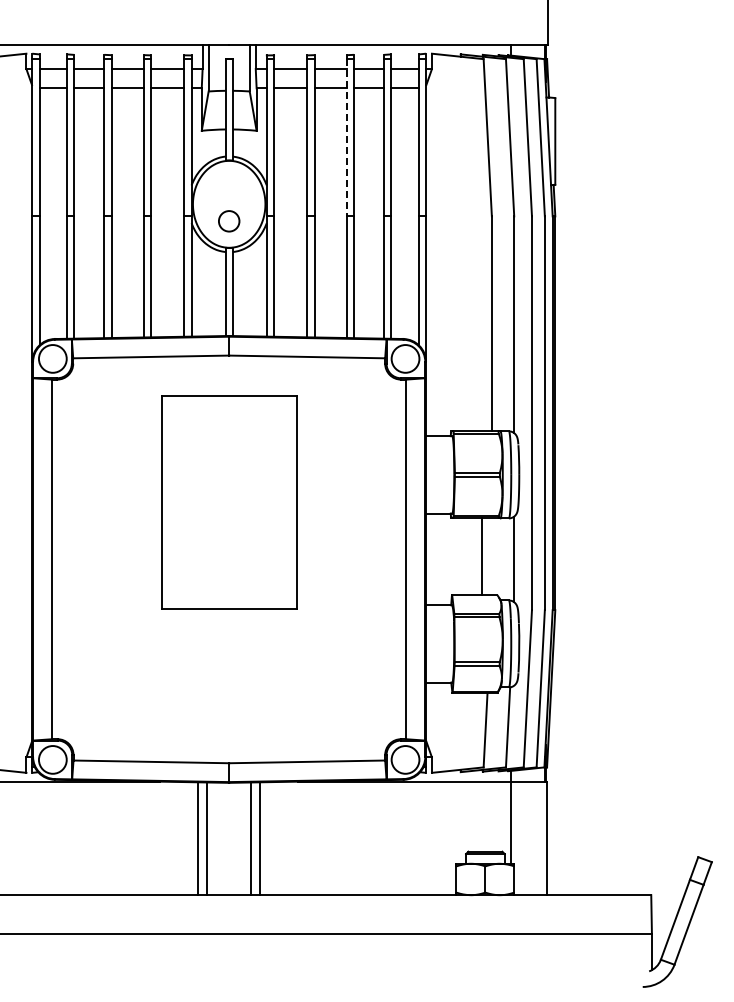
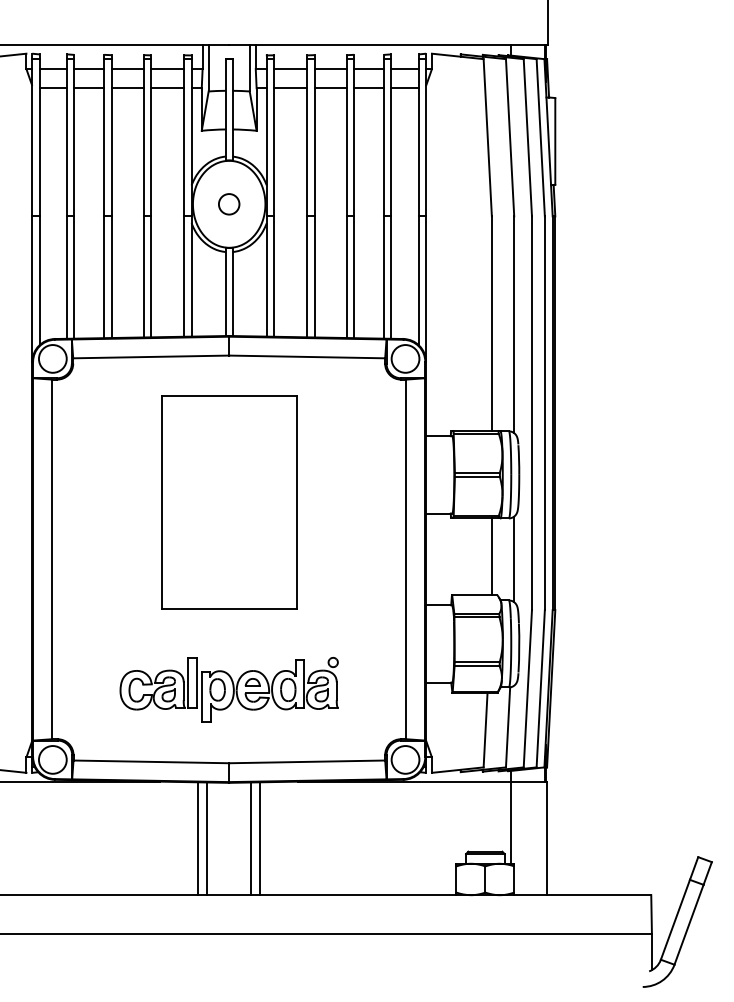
line: dashed -> solid (346, 137)
circle position: (229, 221) -> (229, 204) (229, 204)
line position: (481, 556) -> (491, 556) (491, 556)
part: none -> present (228, 689)
